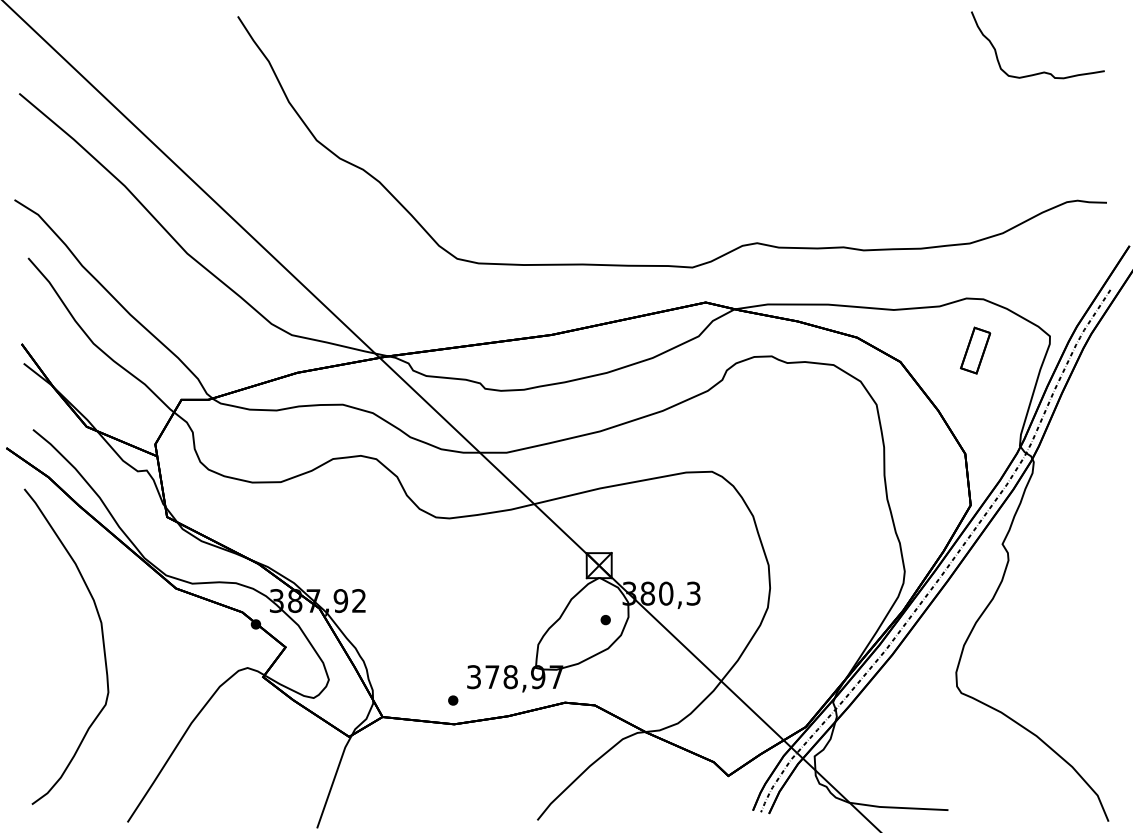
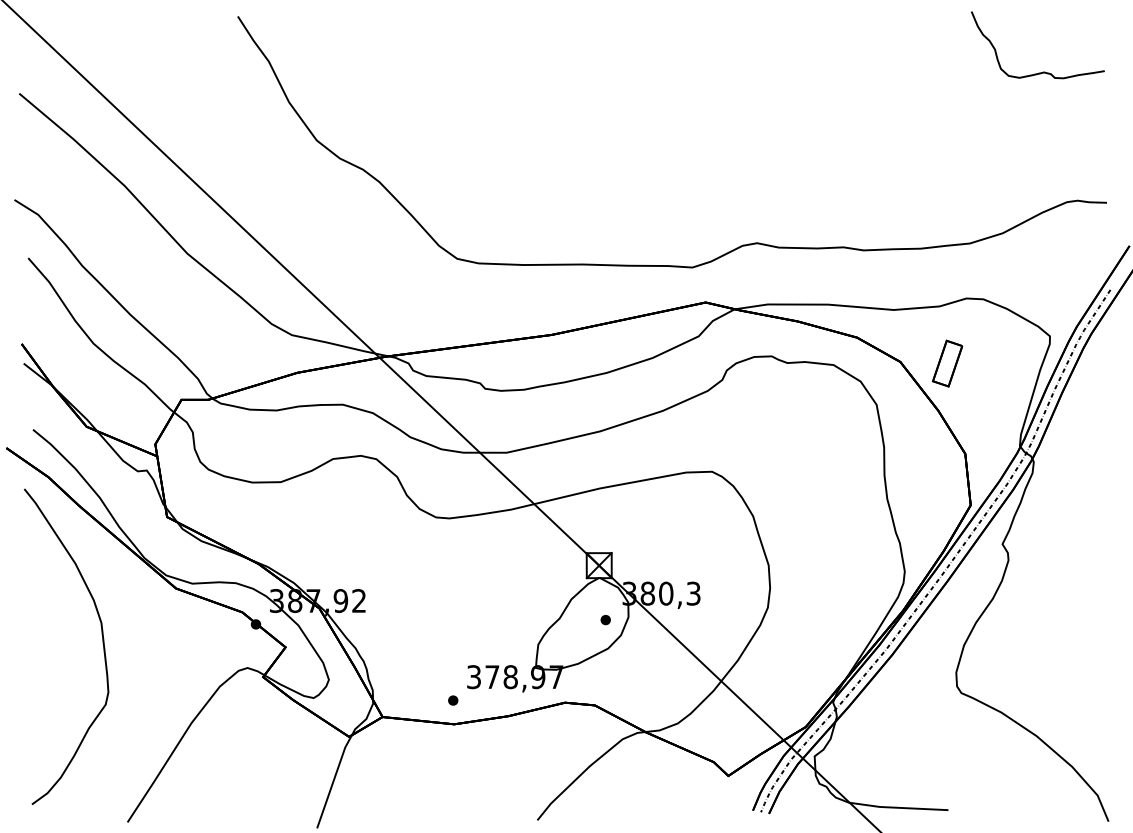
part position: (975, 350) -> (947, 363) (947, 363)
